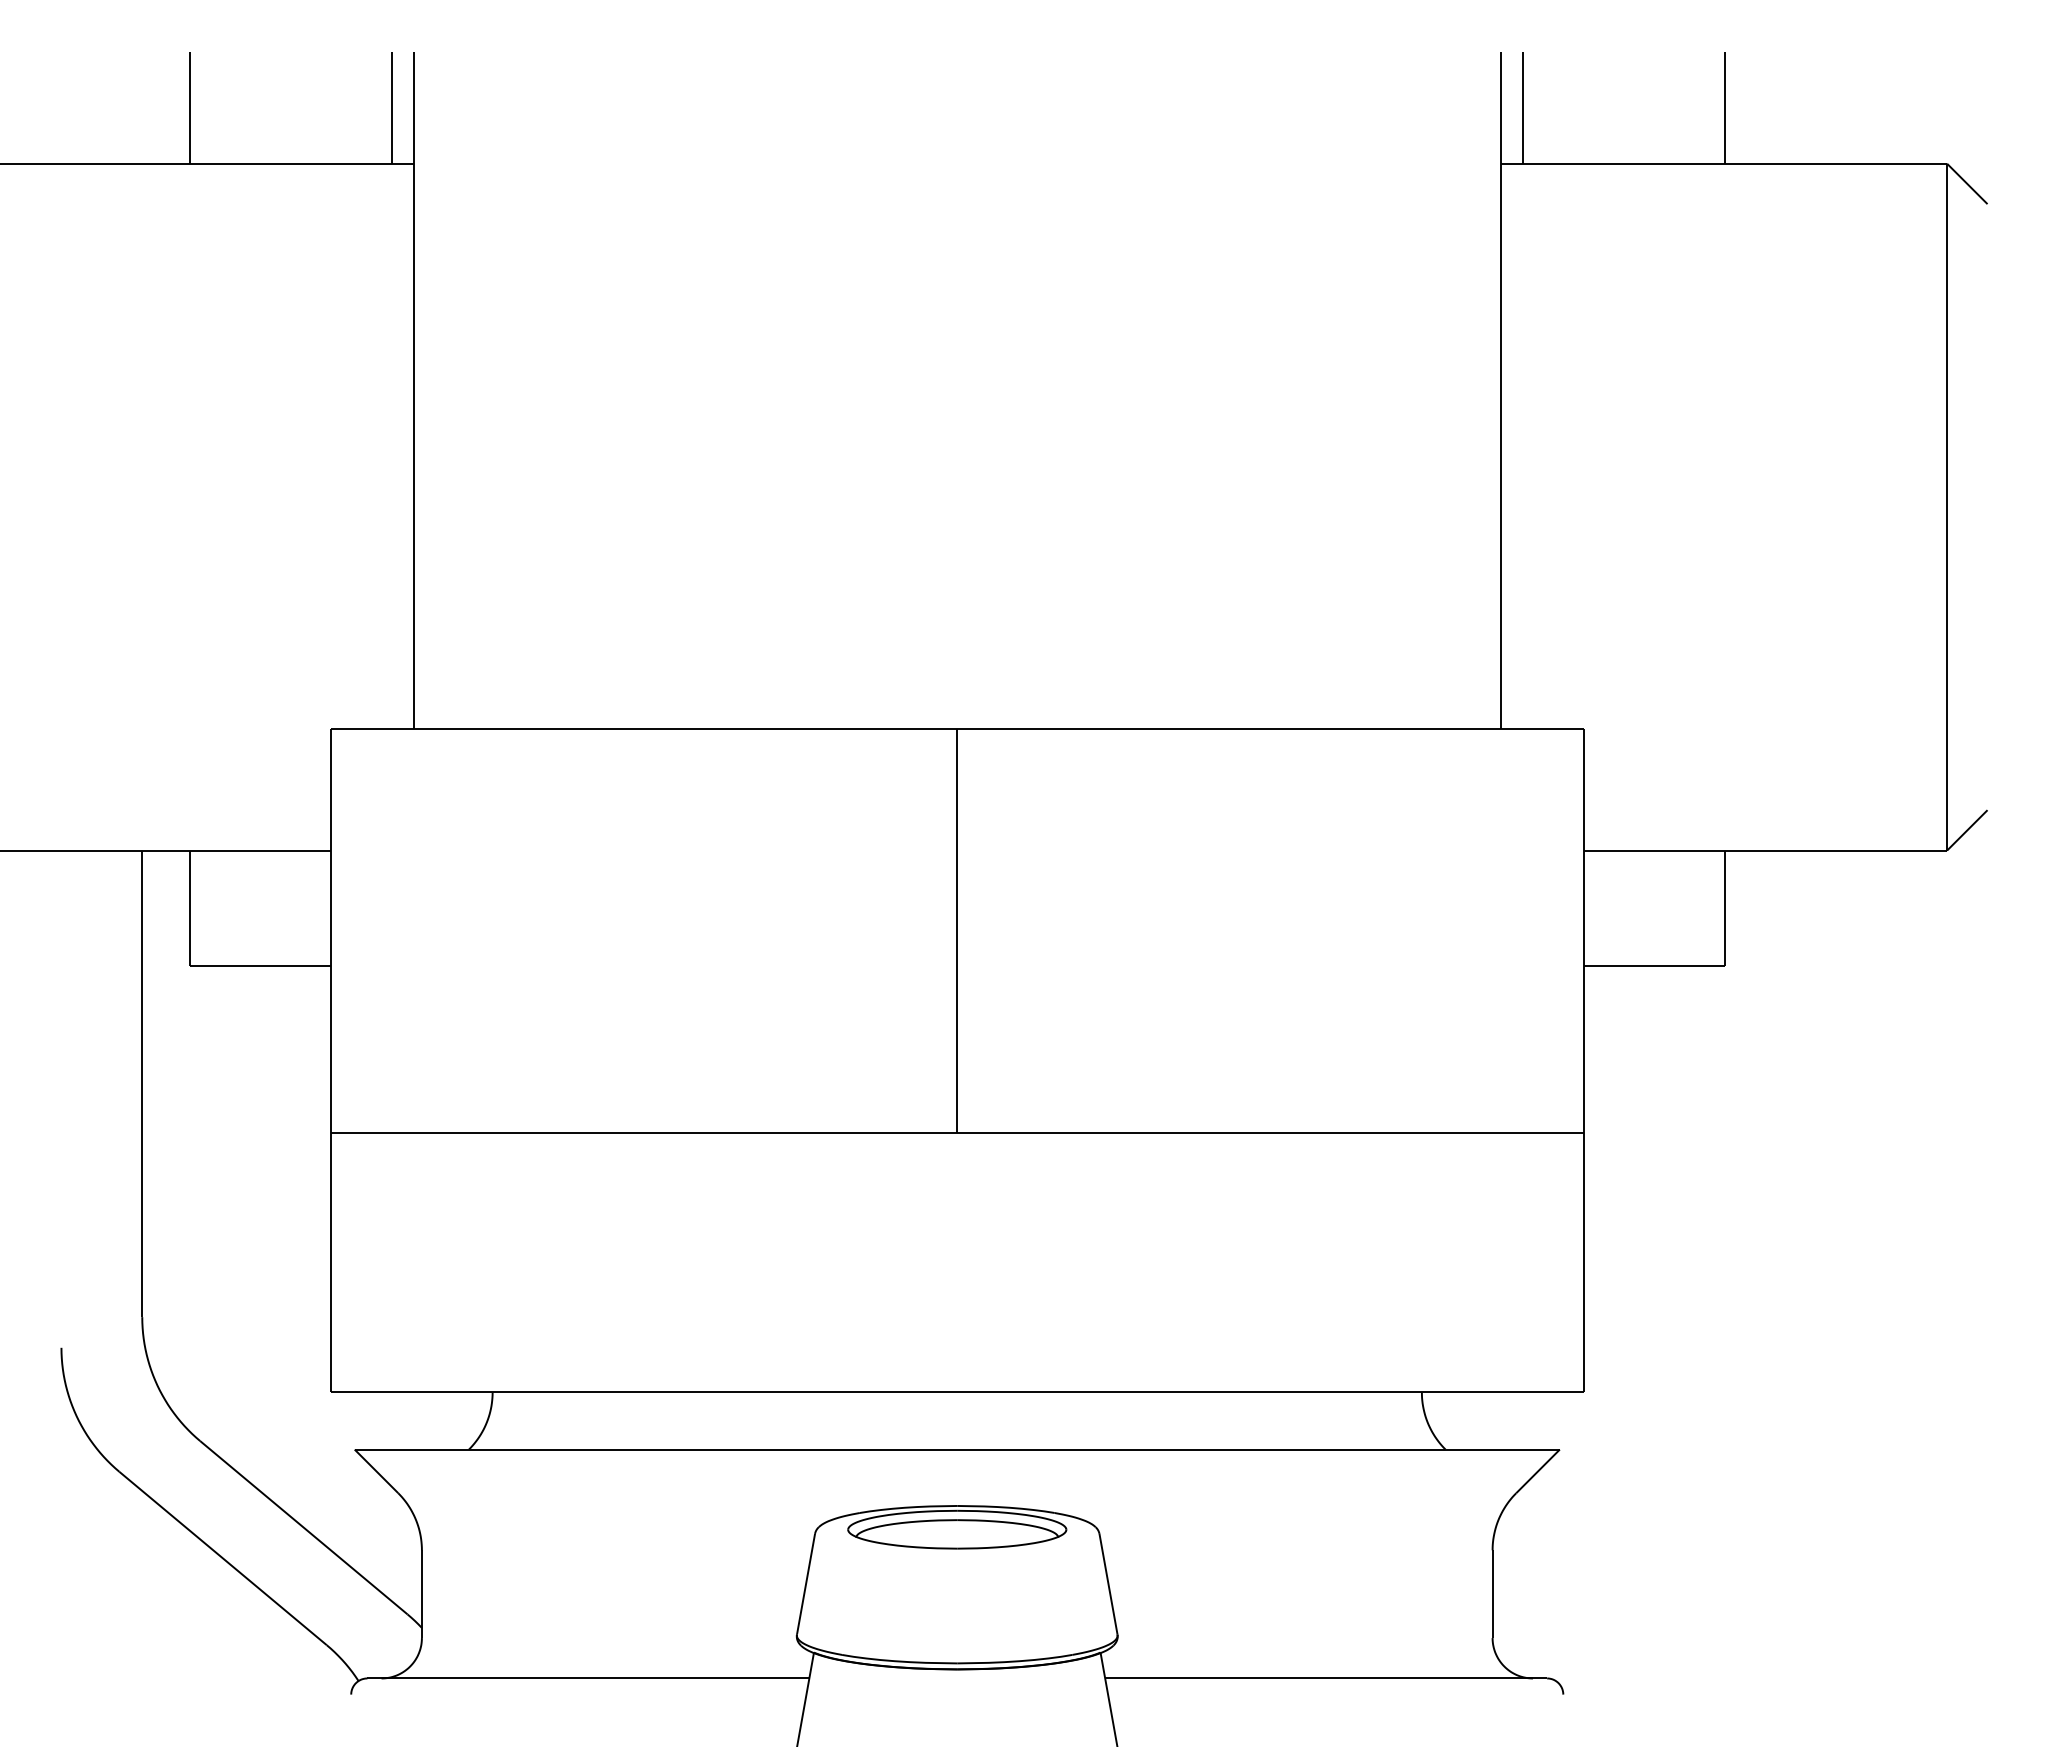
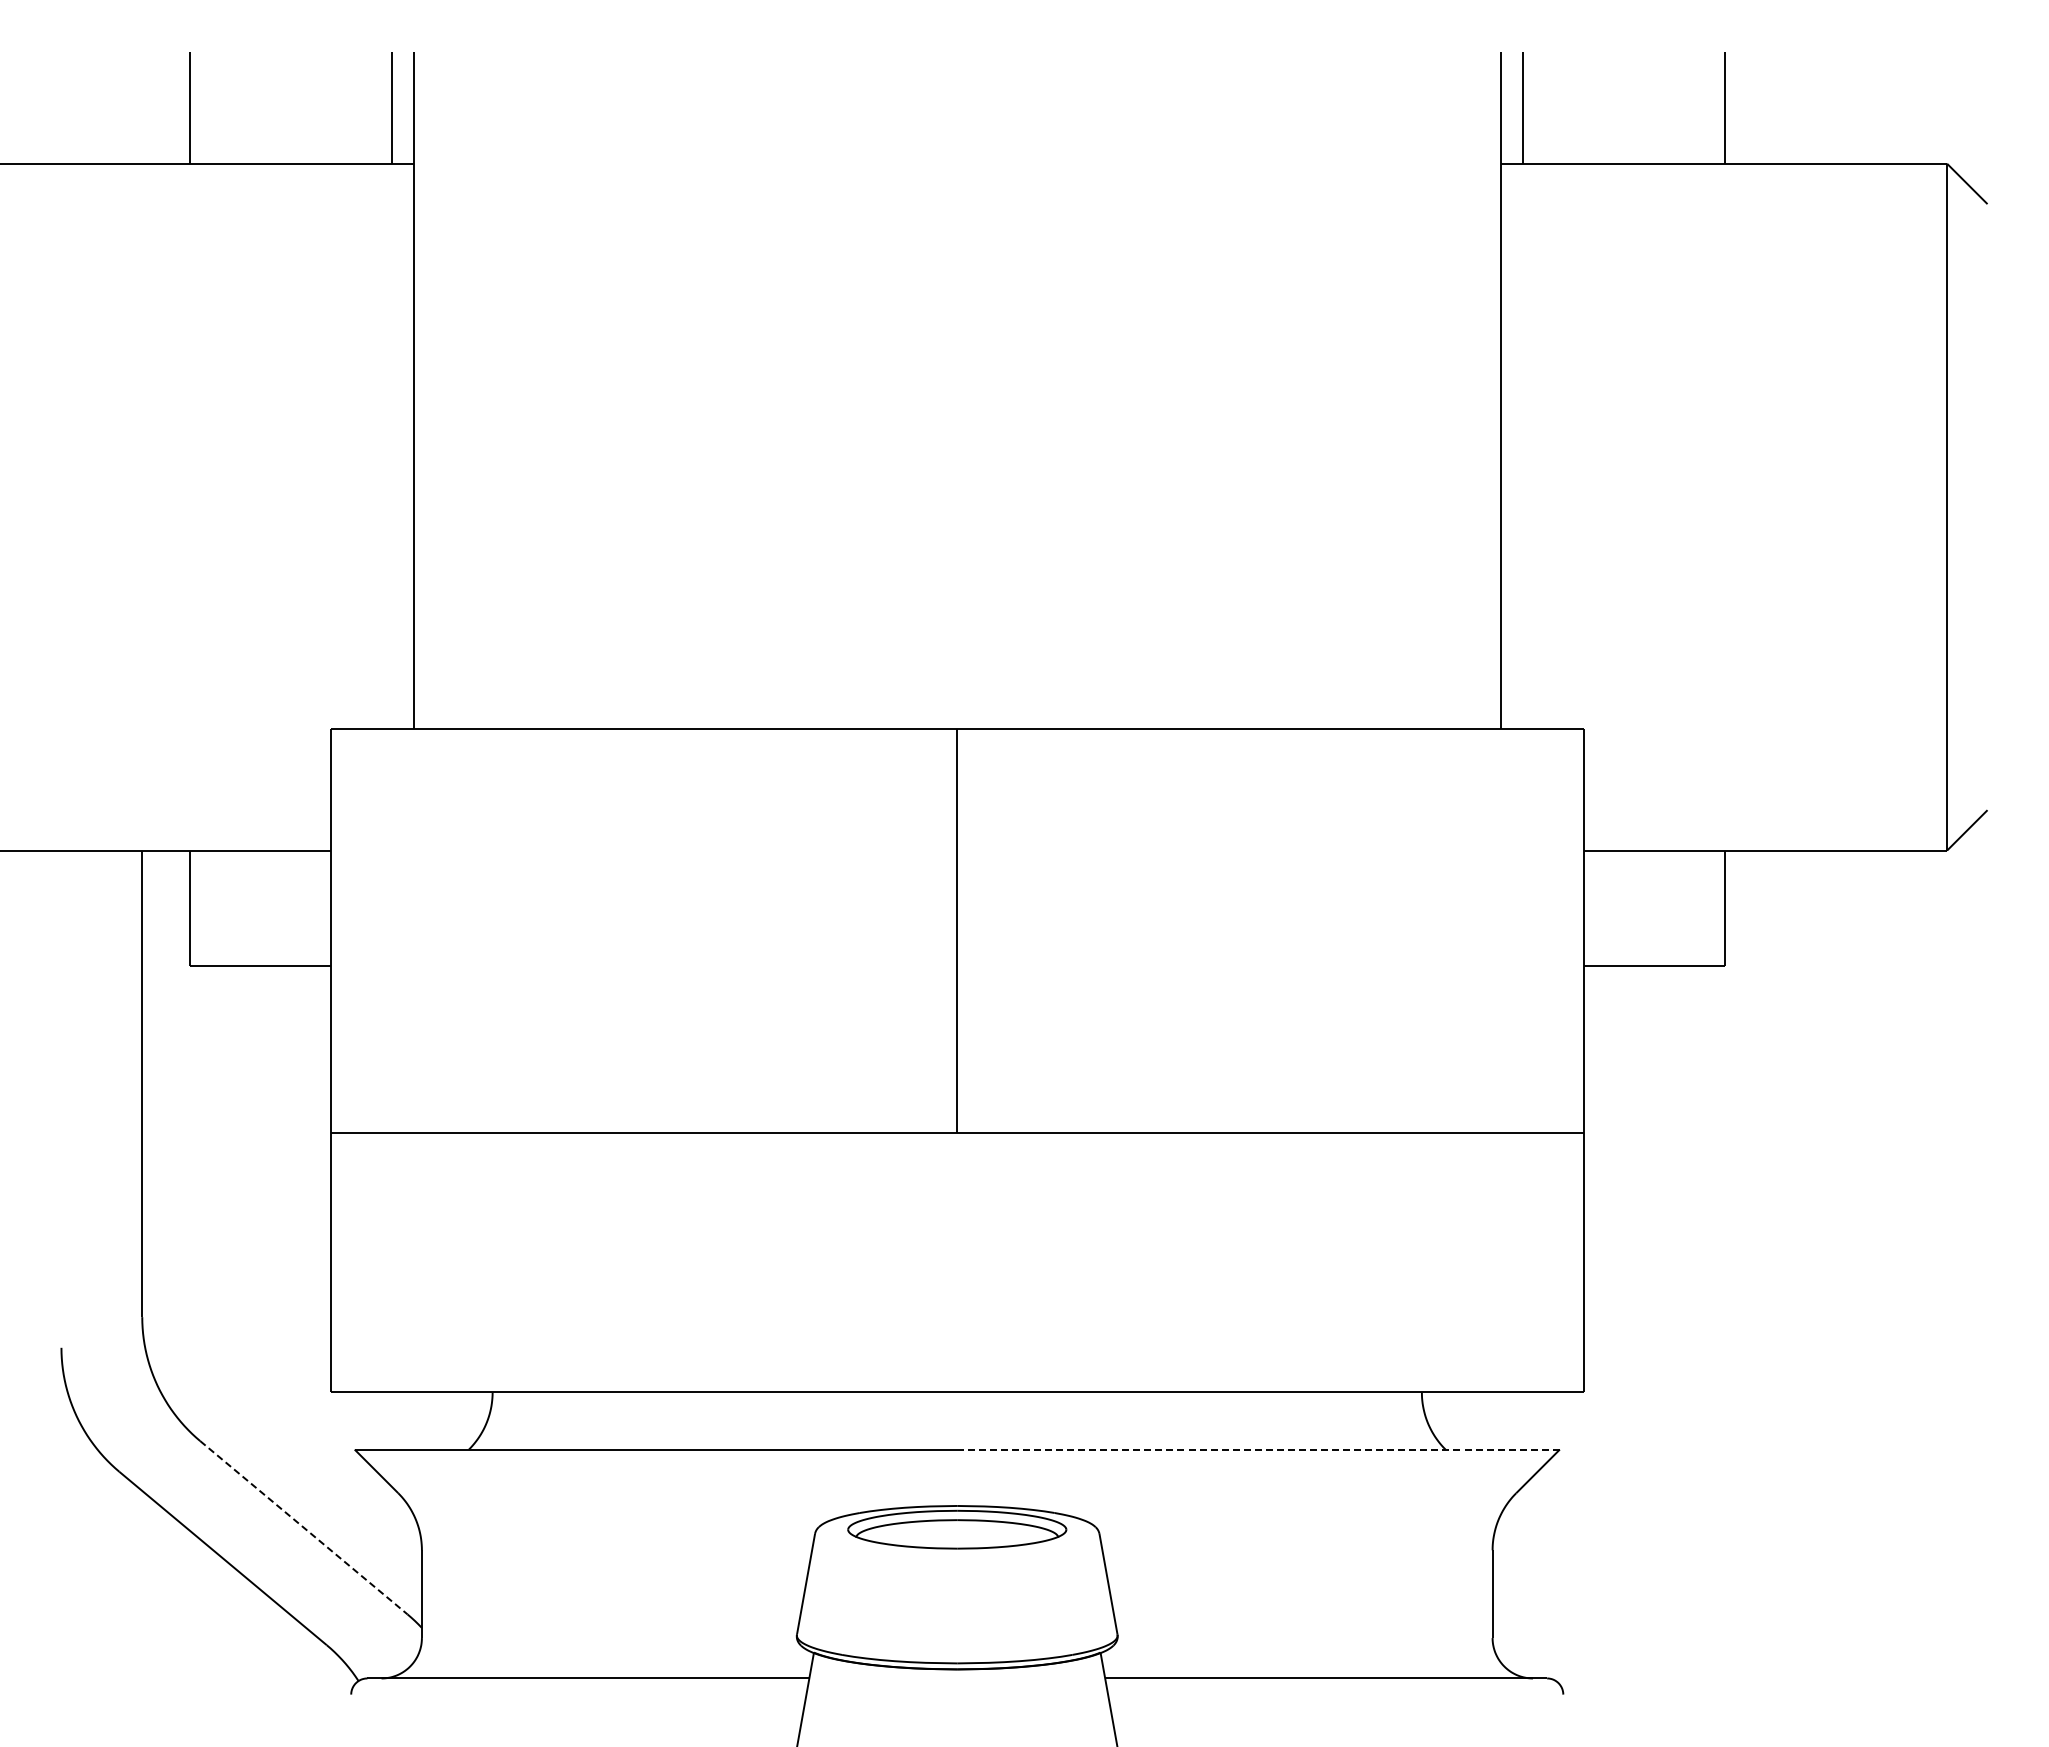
line: solid -> dashed (1258, 1449)
line: solid -> dashed (304, 1528)
